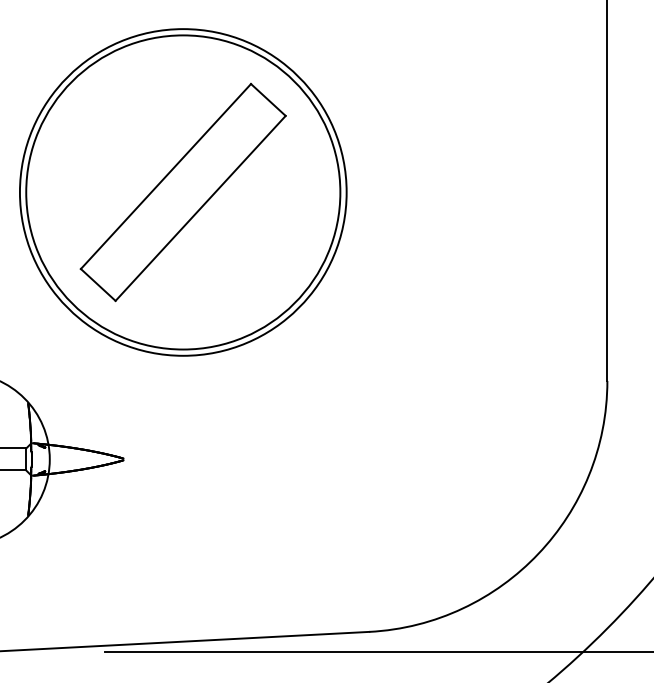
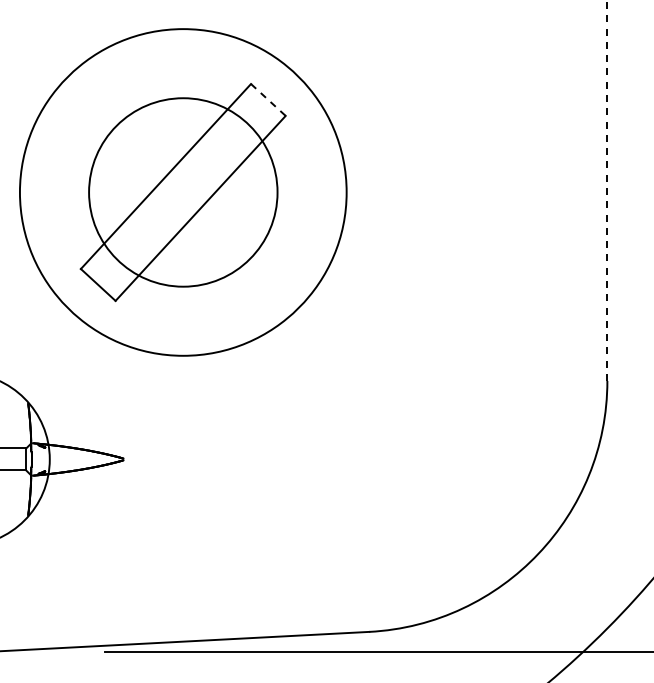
line: solid -> dashed (268, 99)
line: solid -> dashed (607, 190)
circle diameter: 314 px -> 188 px (183, 192)
